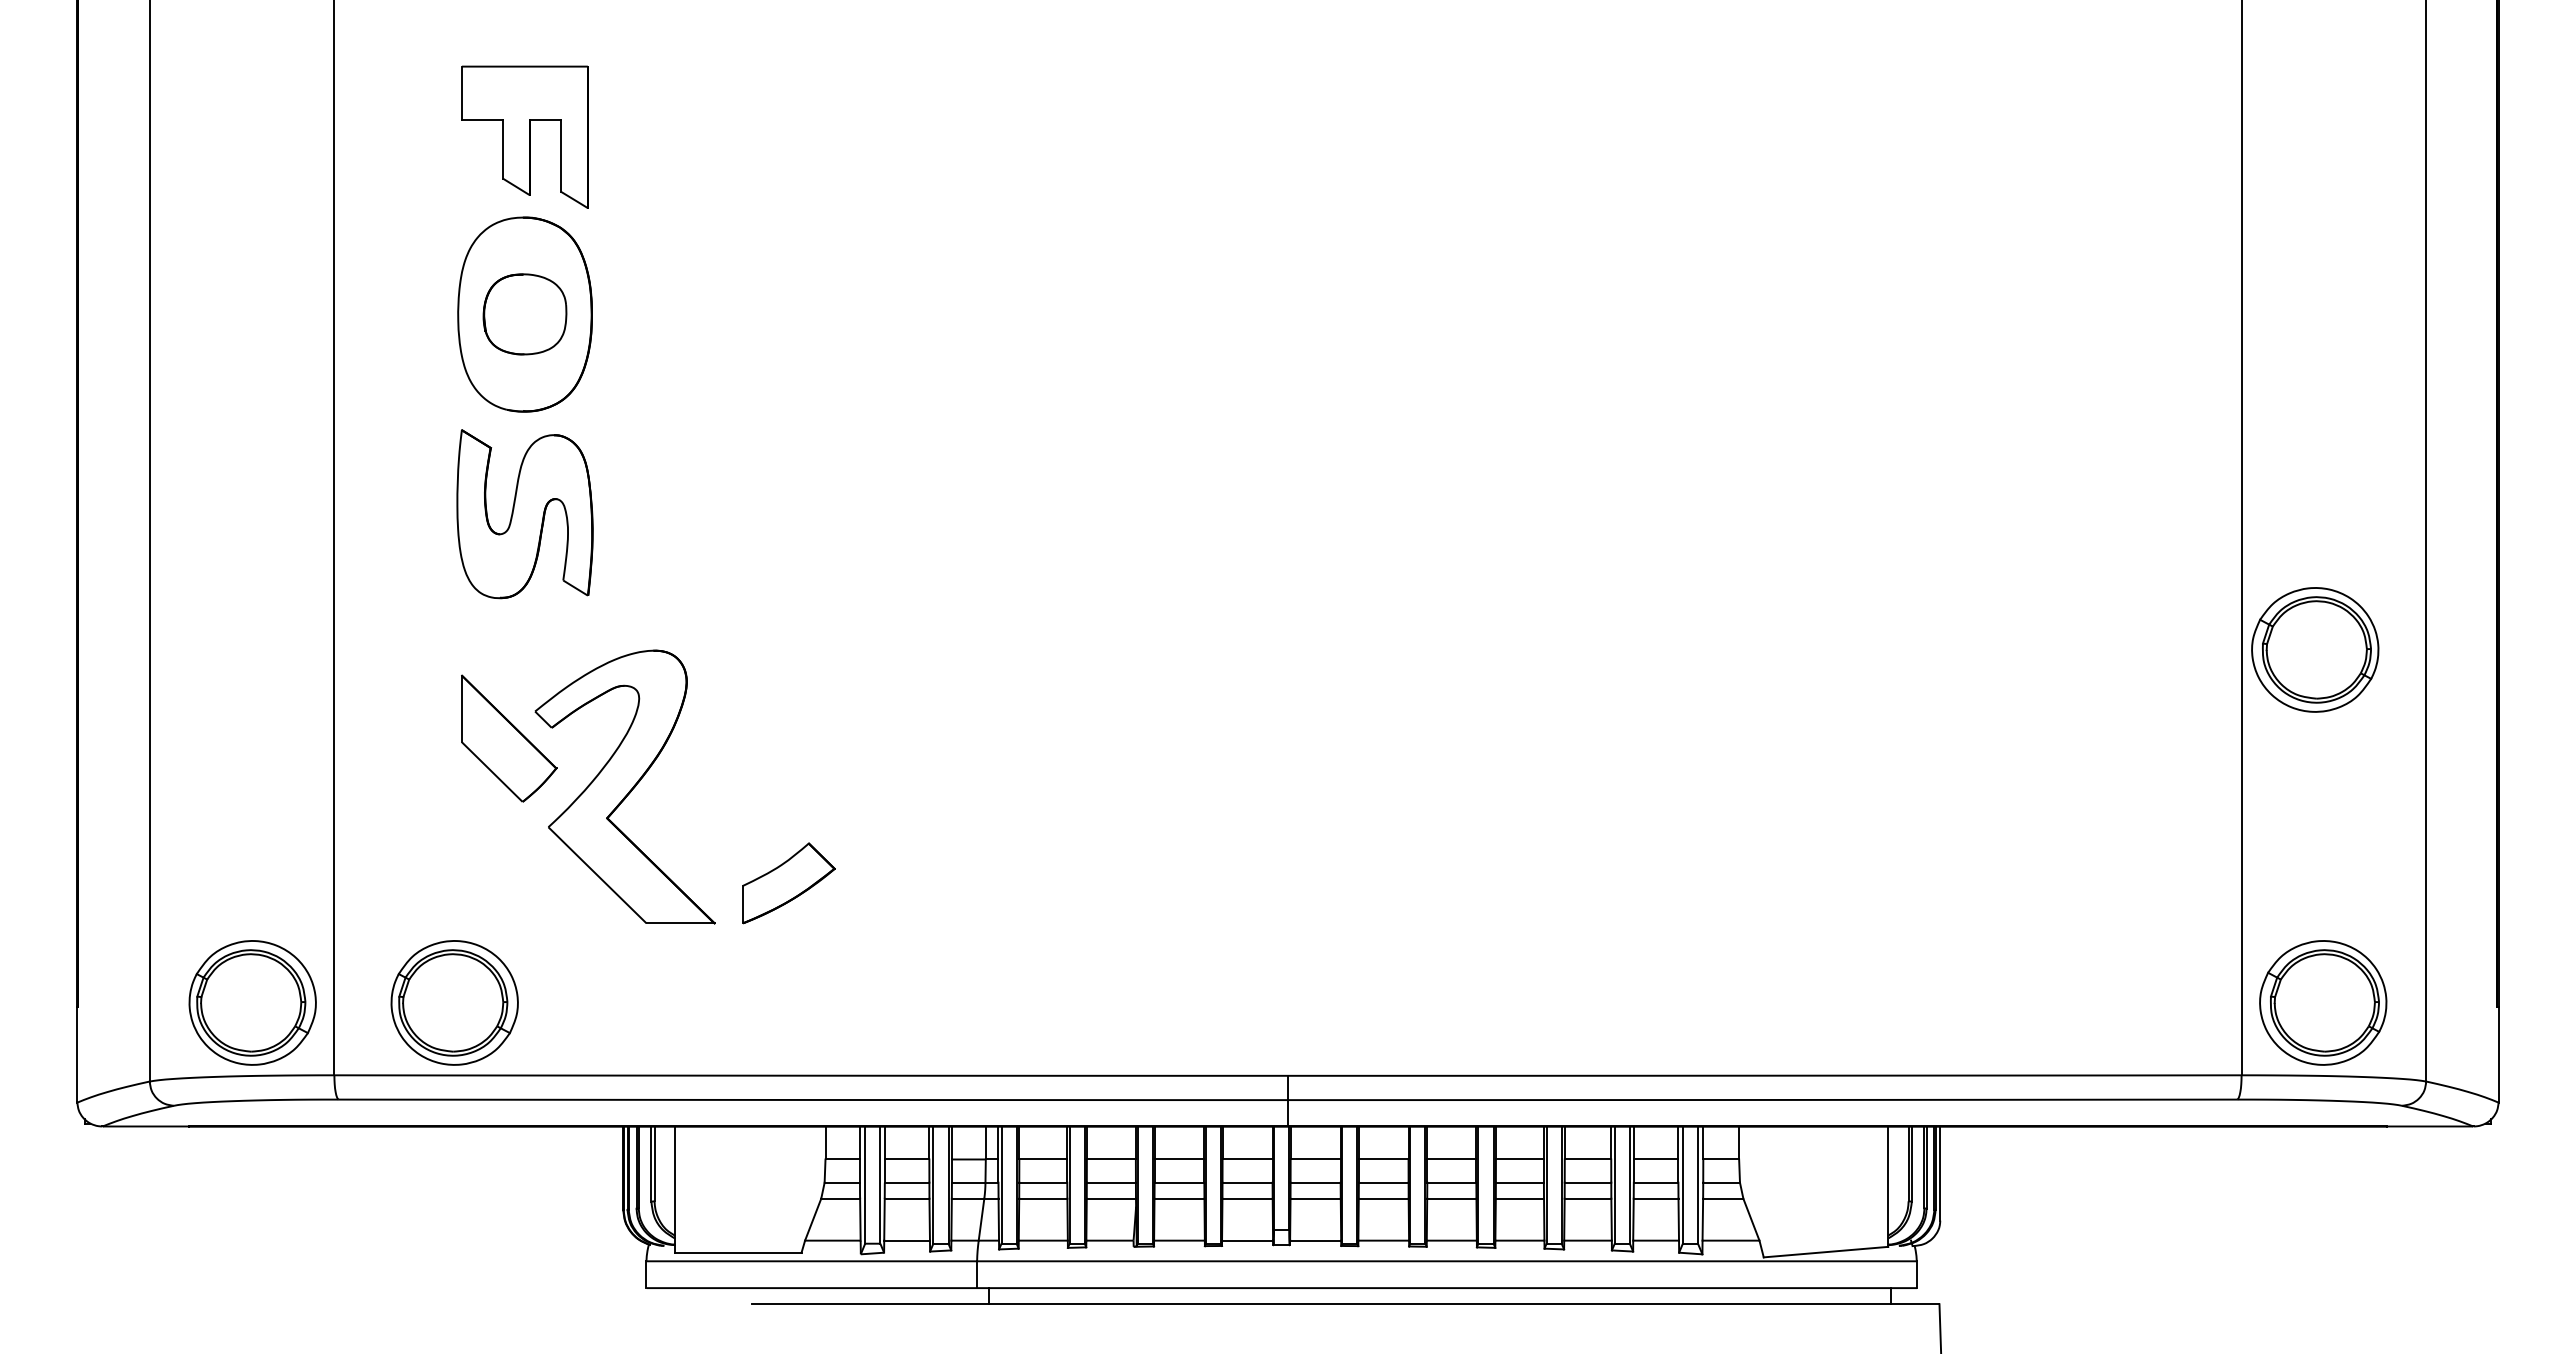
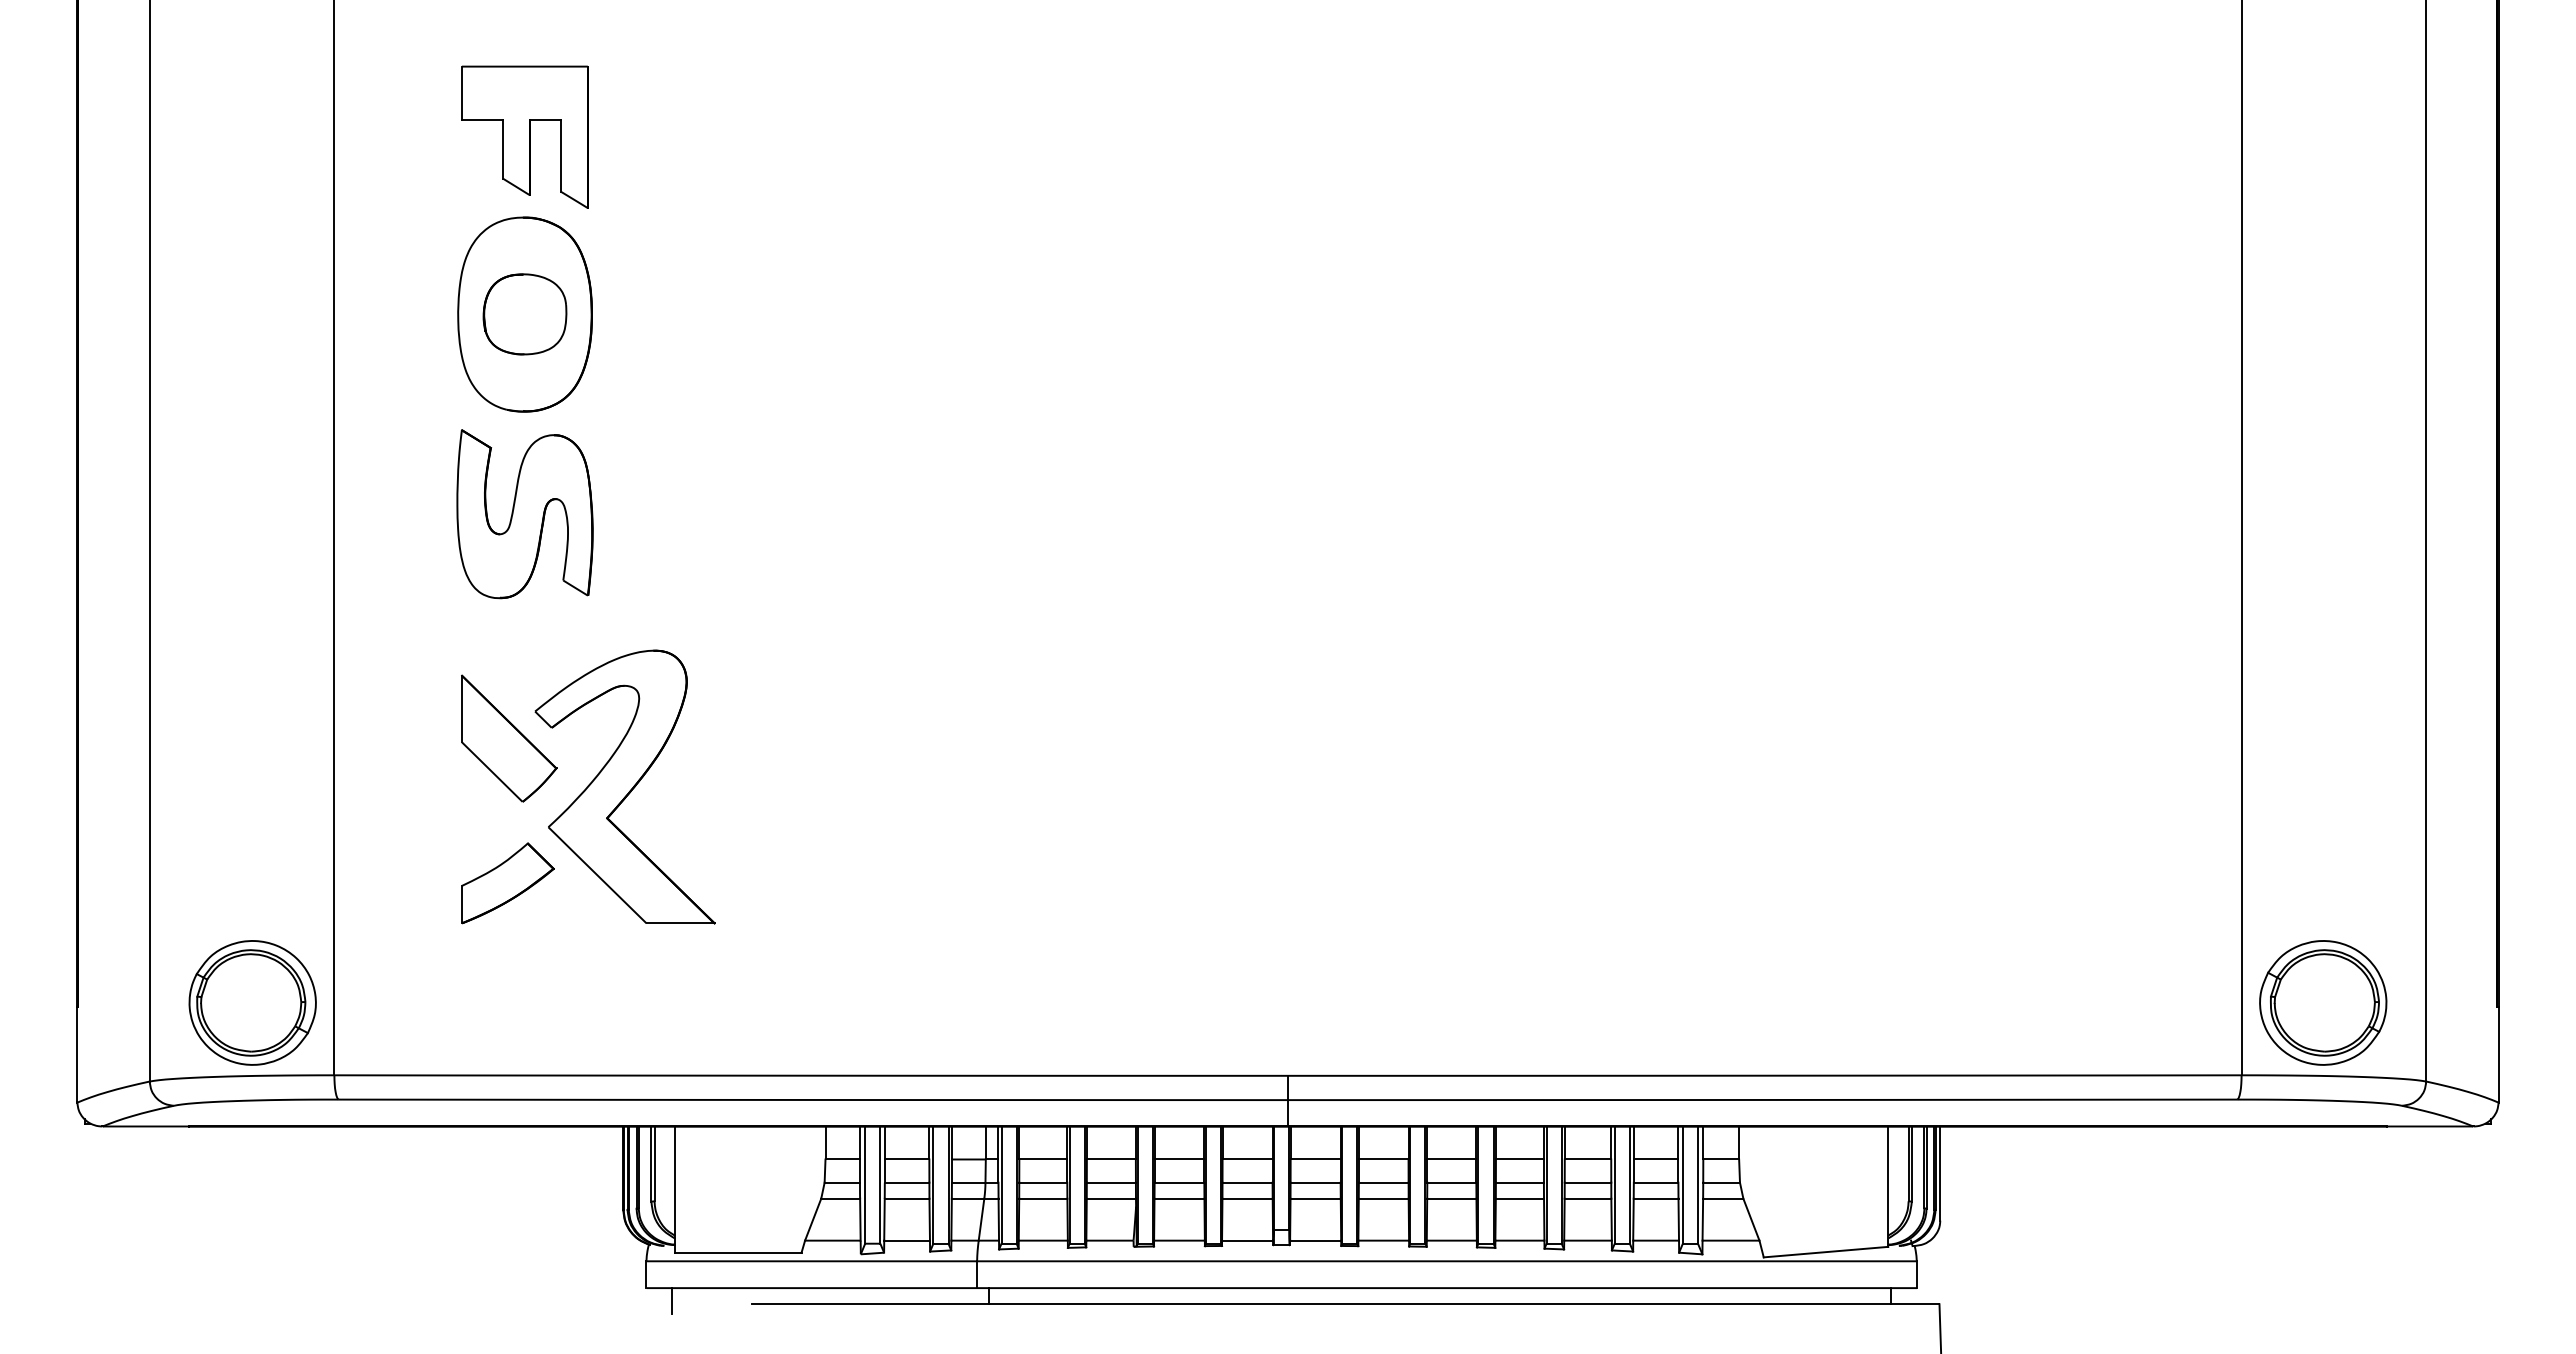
part: present -> none (2315, 649)
part position: (788, 883) -> (507, 883) (507, 883)
part: present -> none (454, 1002)
line: none -> present (672, 1300)
